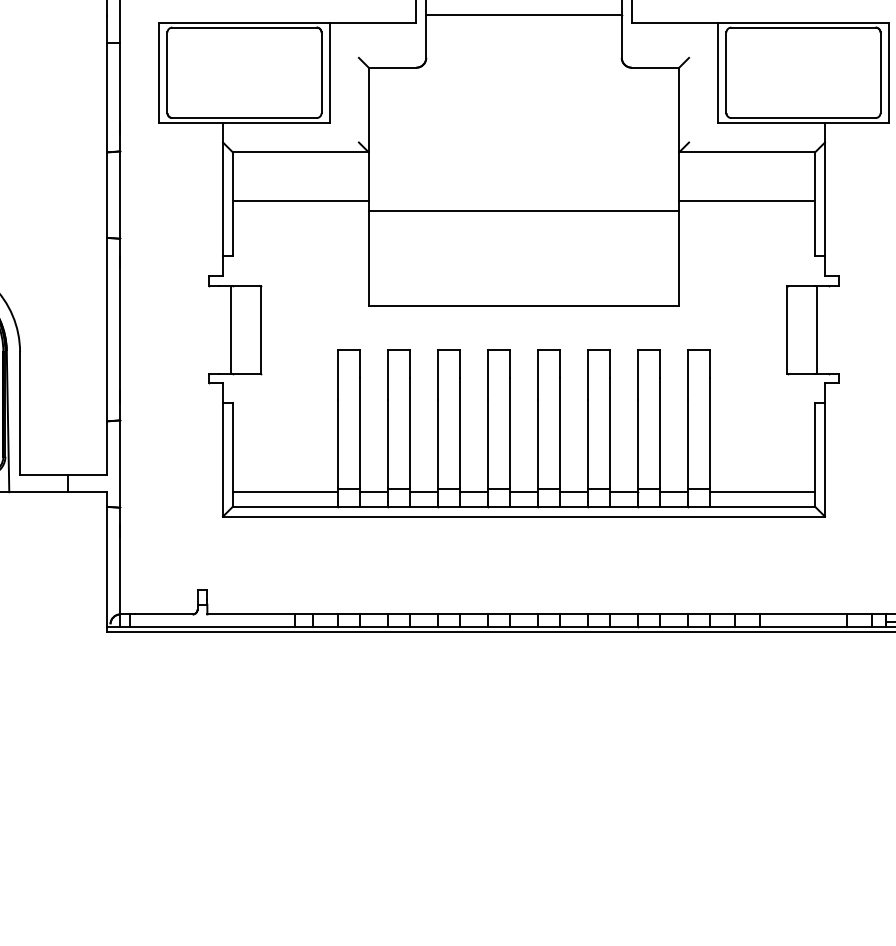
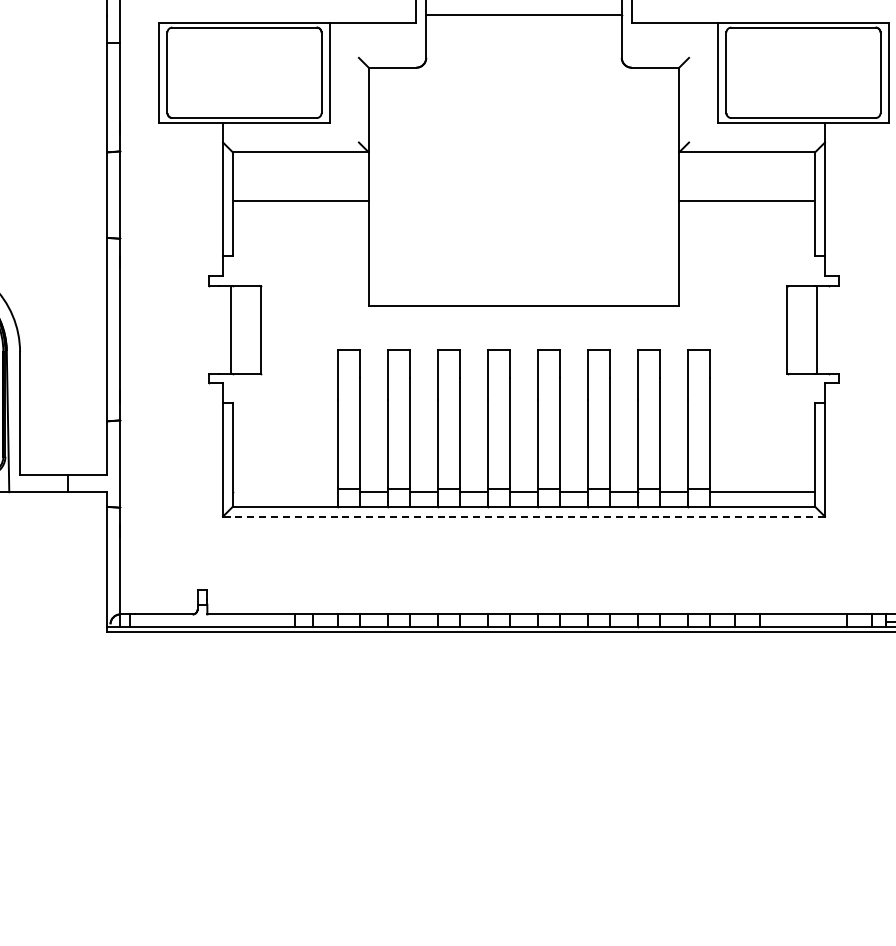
line: present -> none (523, 210)
line: present -> none (285, 492)
line: solid -> dashed (524, 516)
